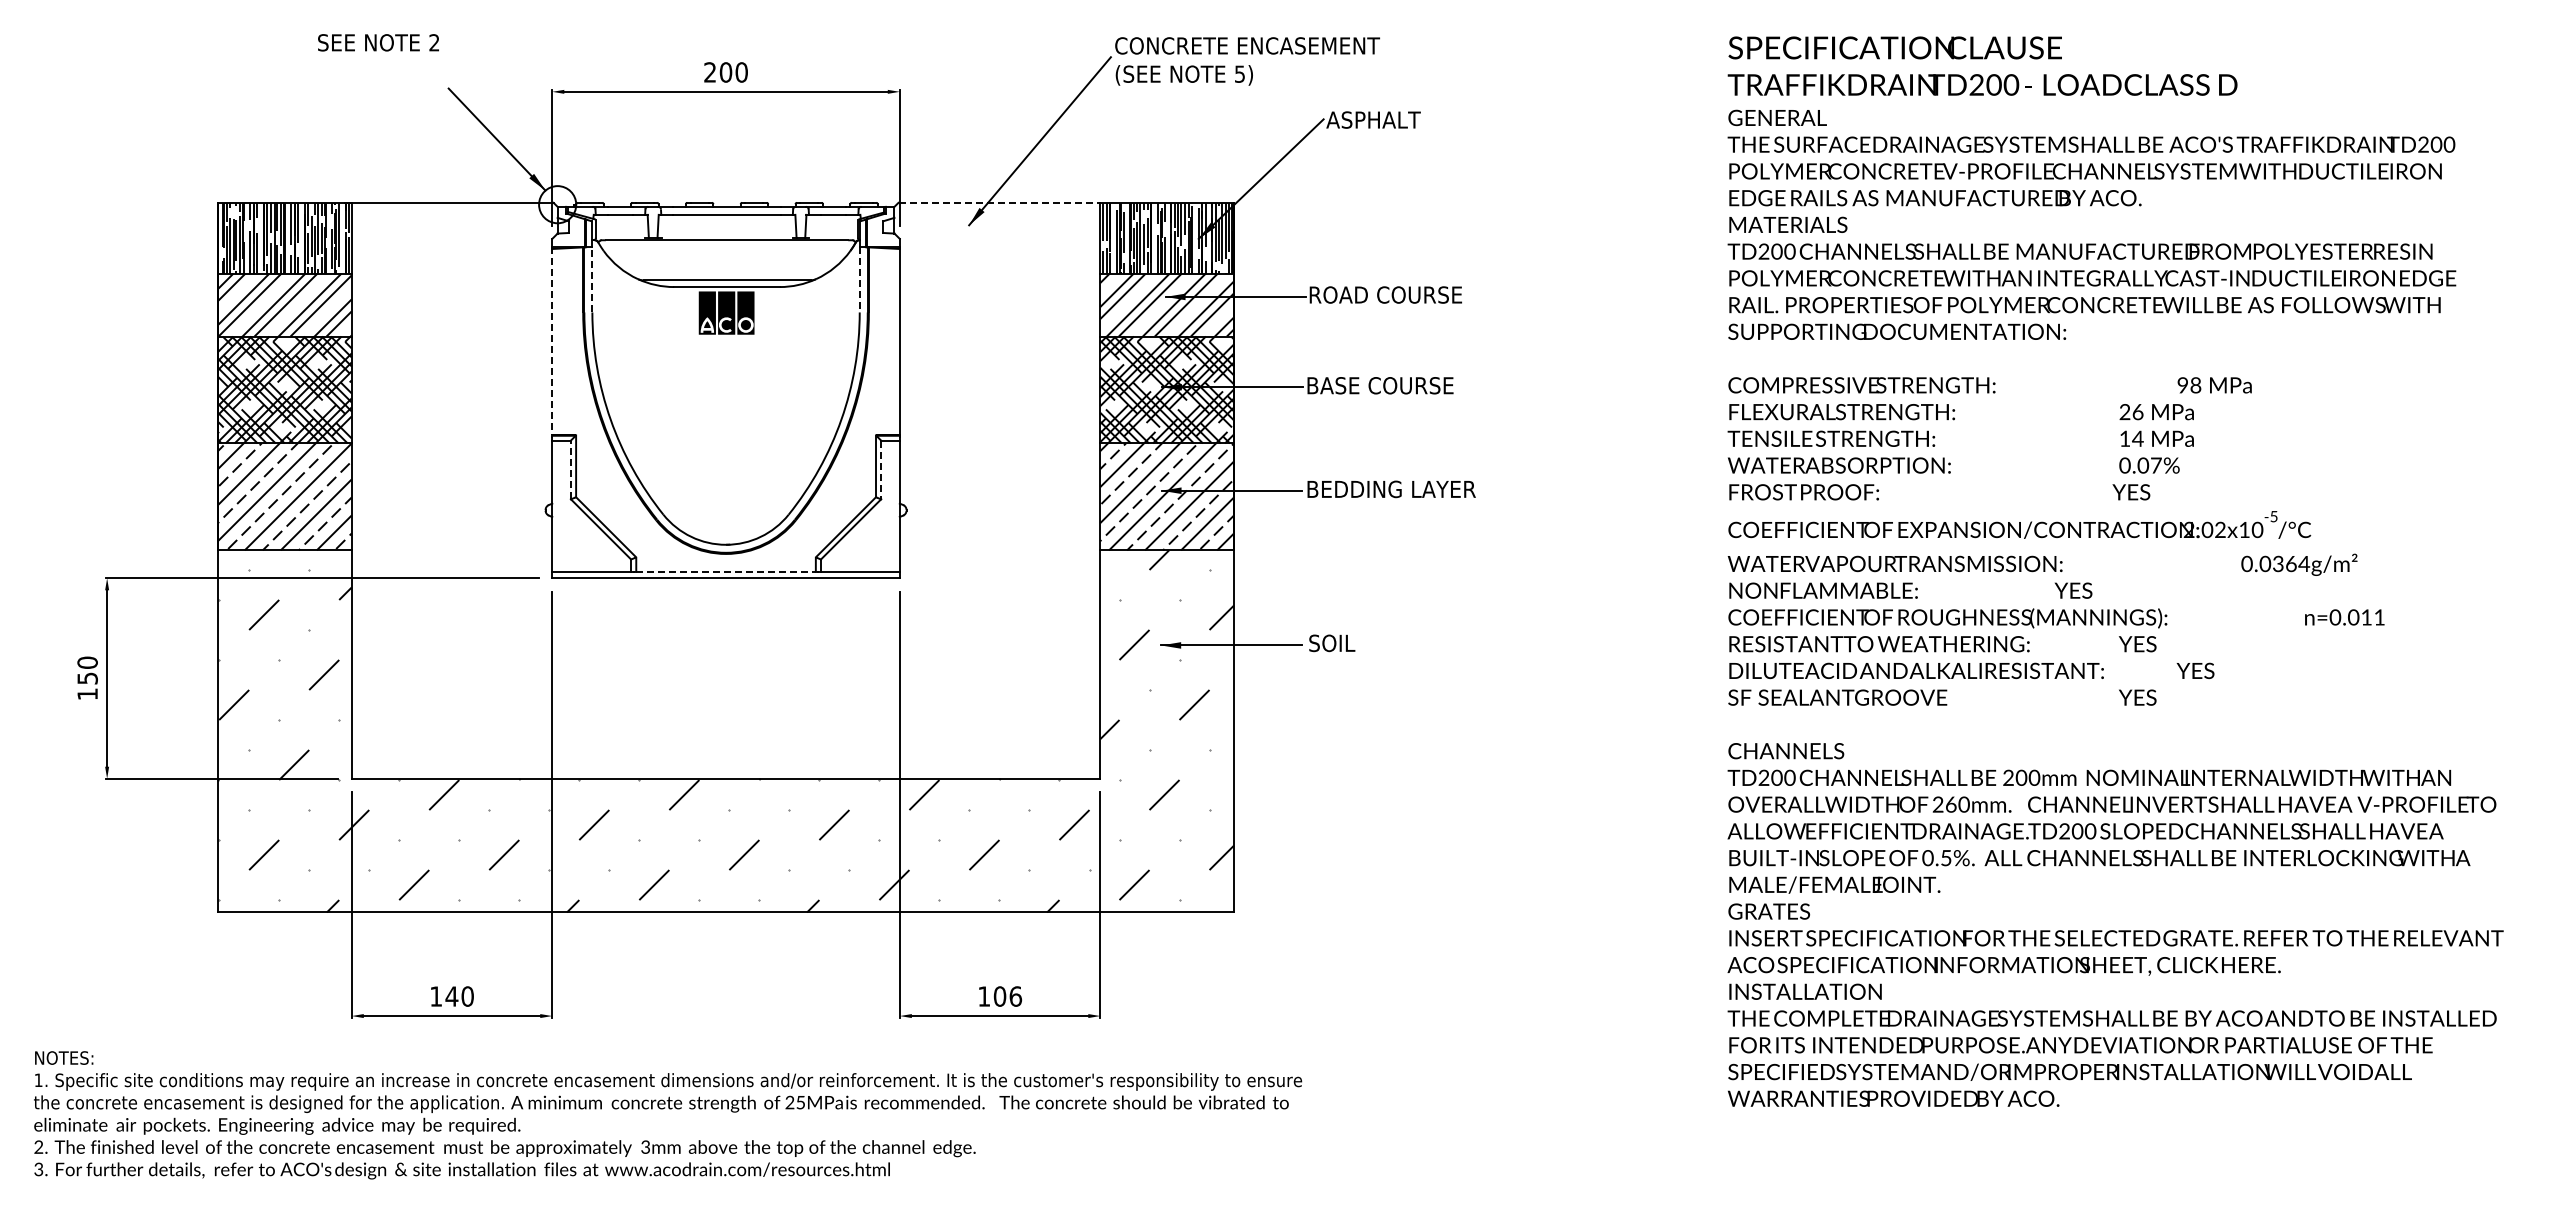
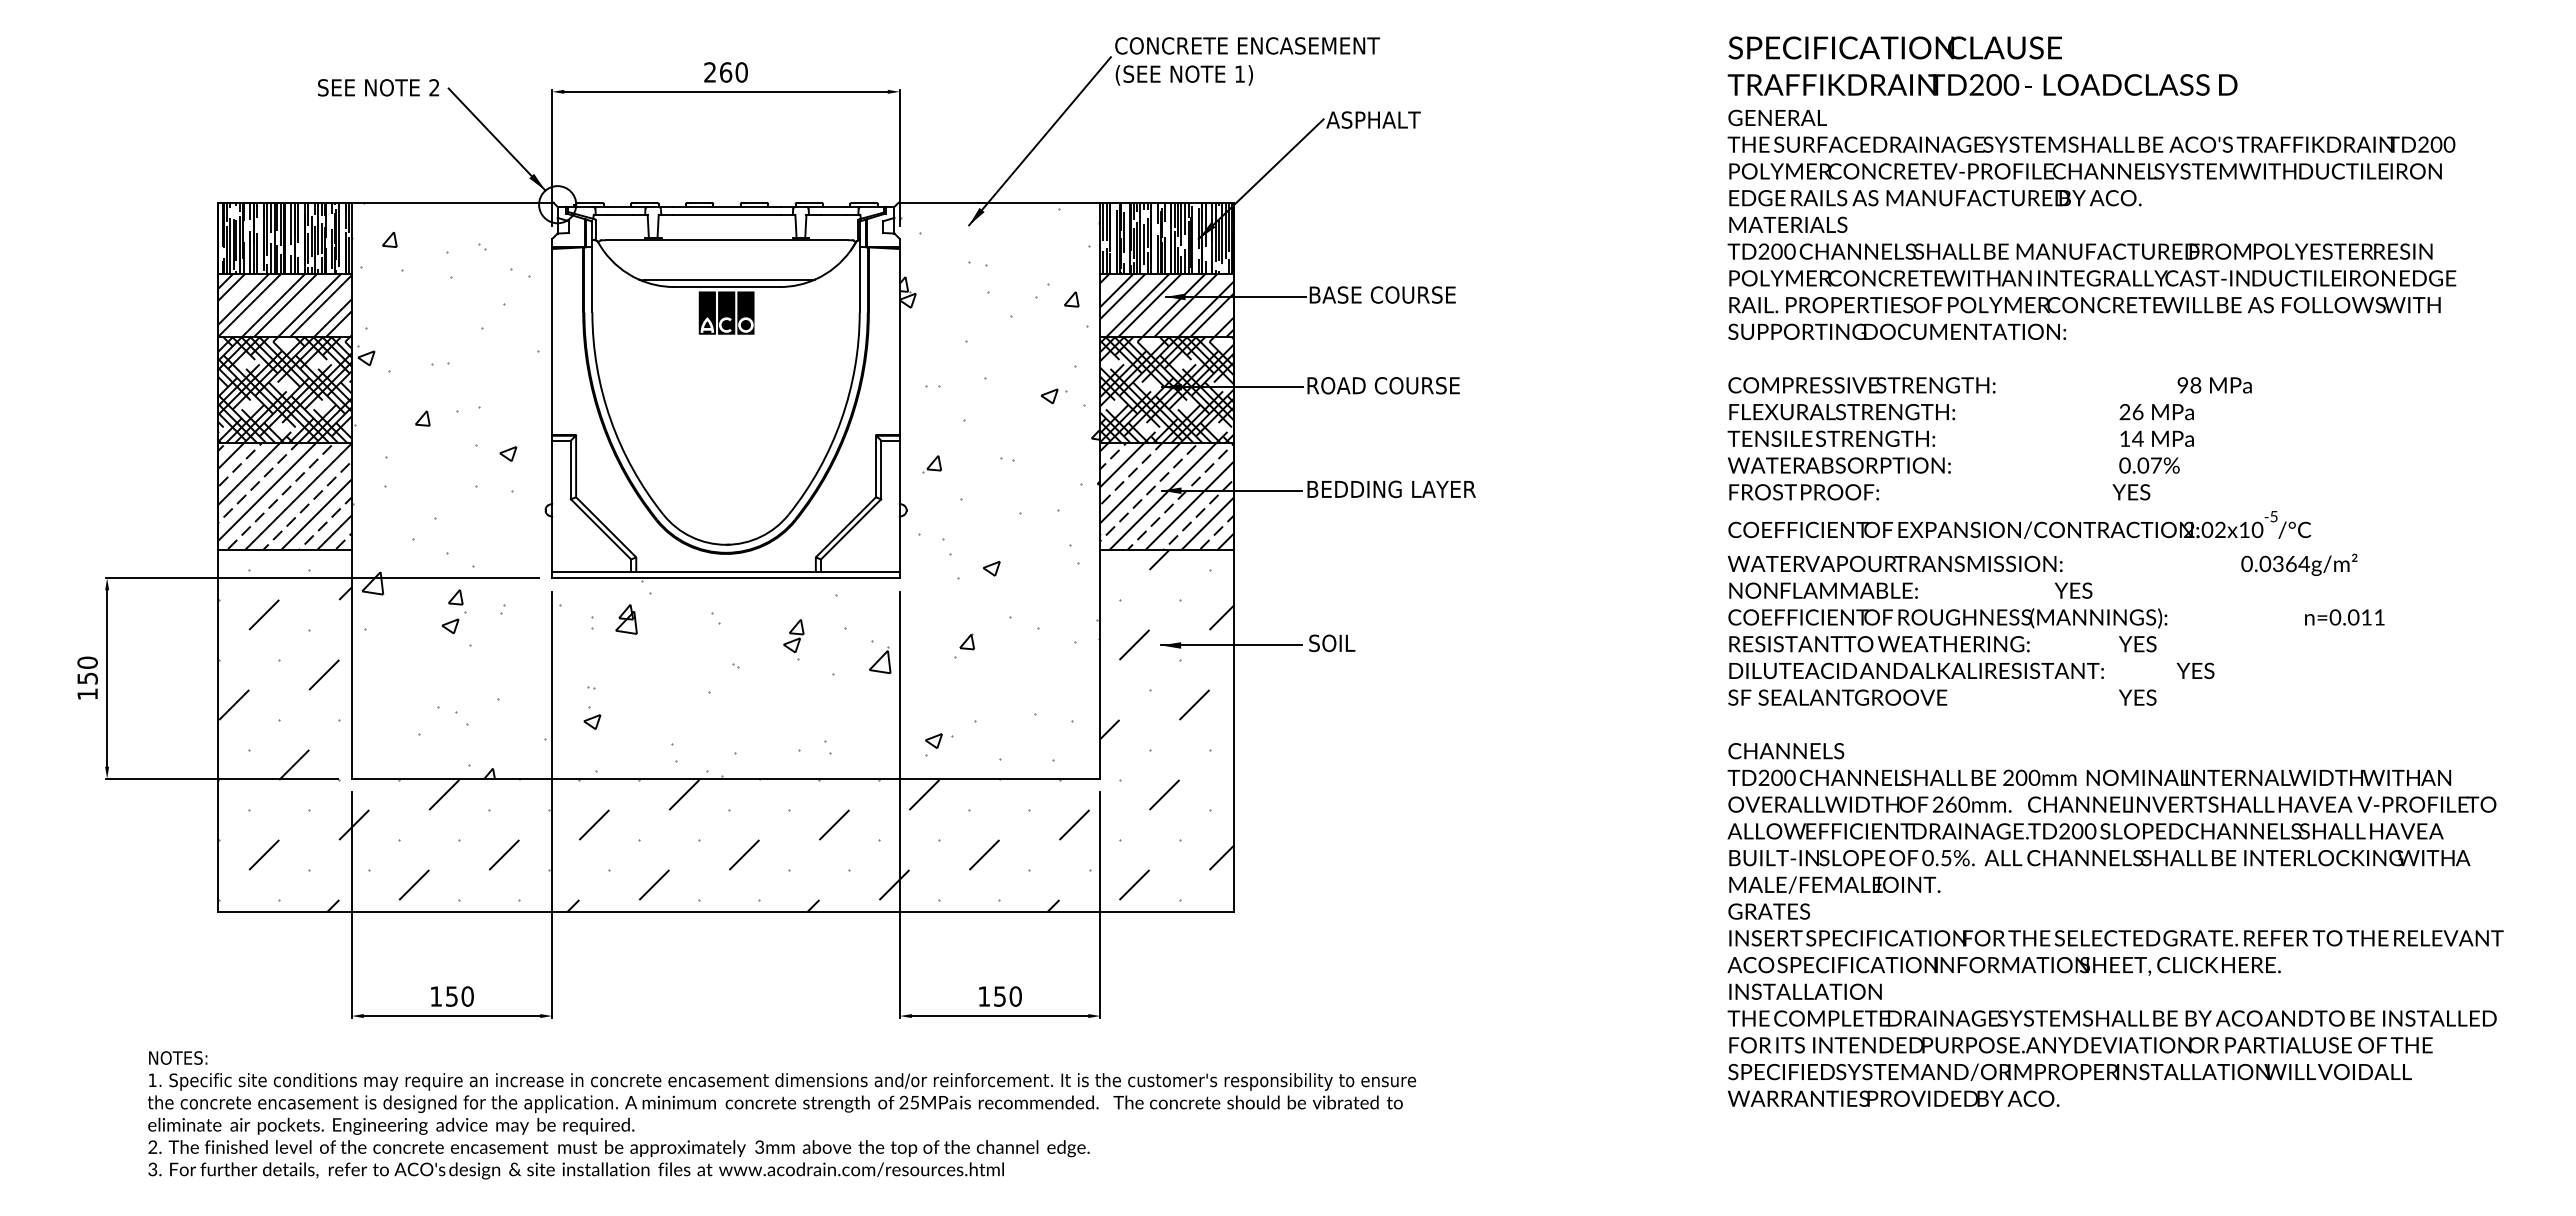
text position: (378, 42) -> (378, 87) (378, 87)
text: 200 -> 260 (725, 72)
text: 5) -> 1) (1239, 73)
line: dashed -> solid (999, 202)
line: dashed -> solid (592, 279)
line: dashed -> solid (859, 279)
text: ROAD COURSE -> BASE COURSE (1386, 294)
line: dashed -> solid (552, 341)
text: BASE COURSE -> ROAD COURSE (1384, 385)
line: dashed -> solid (571, 469)
line: dashed -> solid (881, 470)
hatch: none -> present (725, 490)
line: dashed -> solid (726, 571)
text: 140 -> 150 (451, 996)
text: 106 -> 150 (1007, 996)
text position: (668, 1115) -> (782, 1115) (782, 1115)
